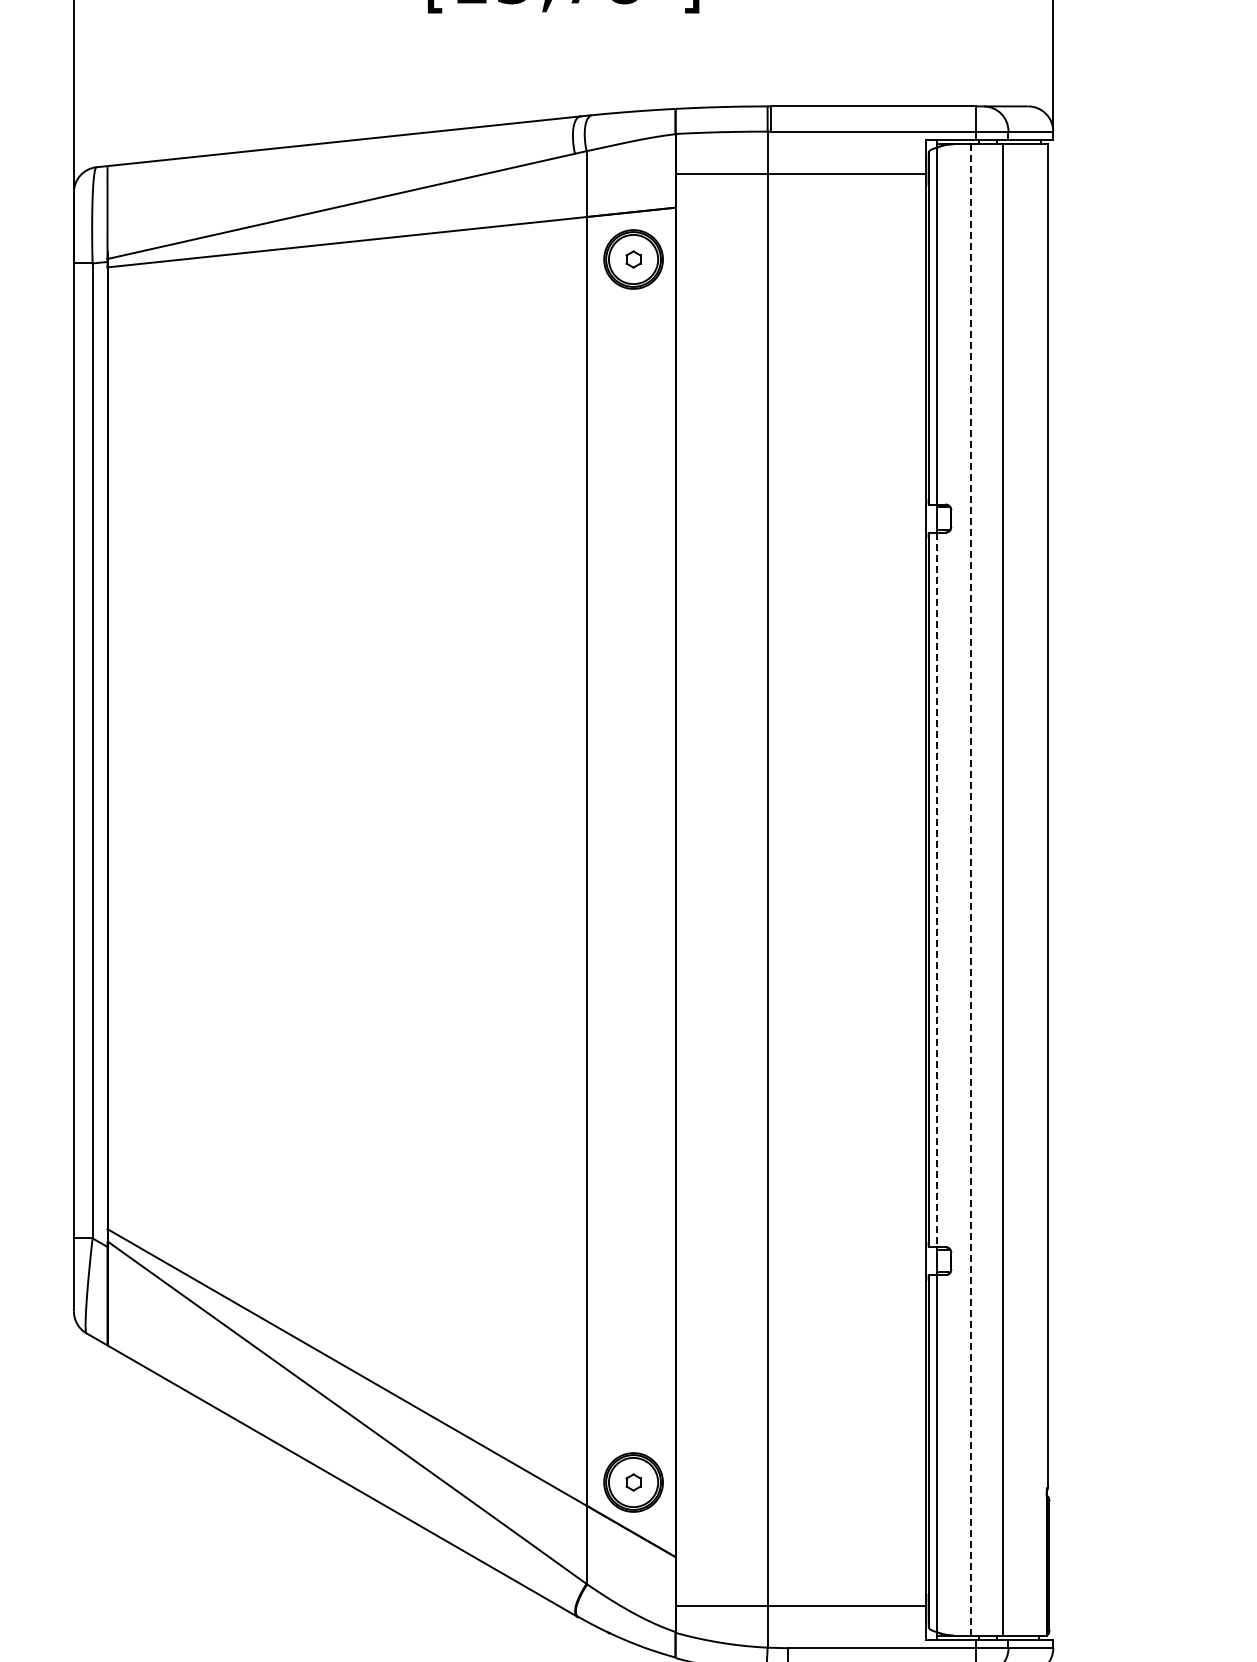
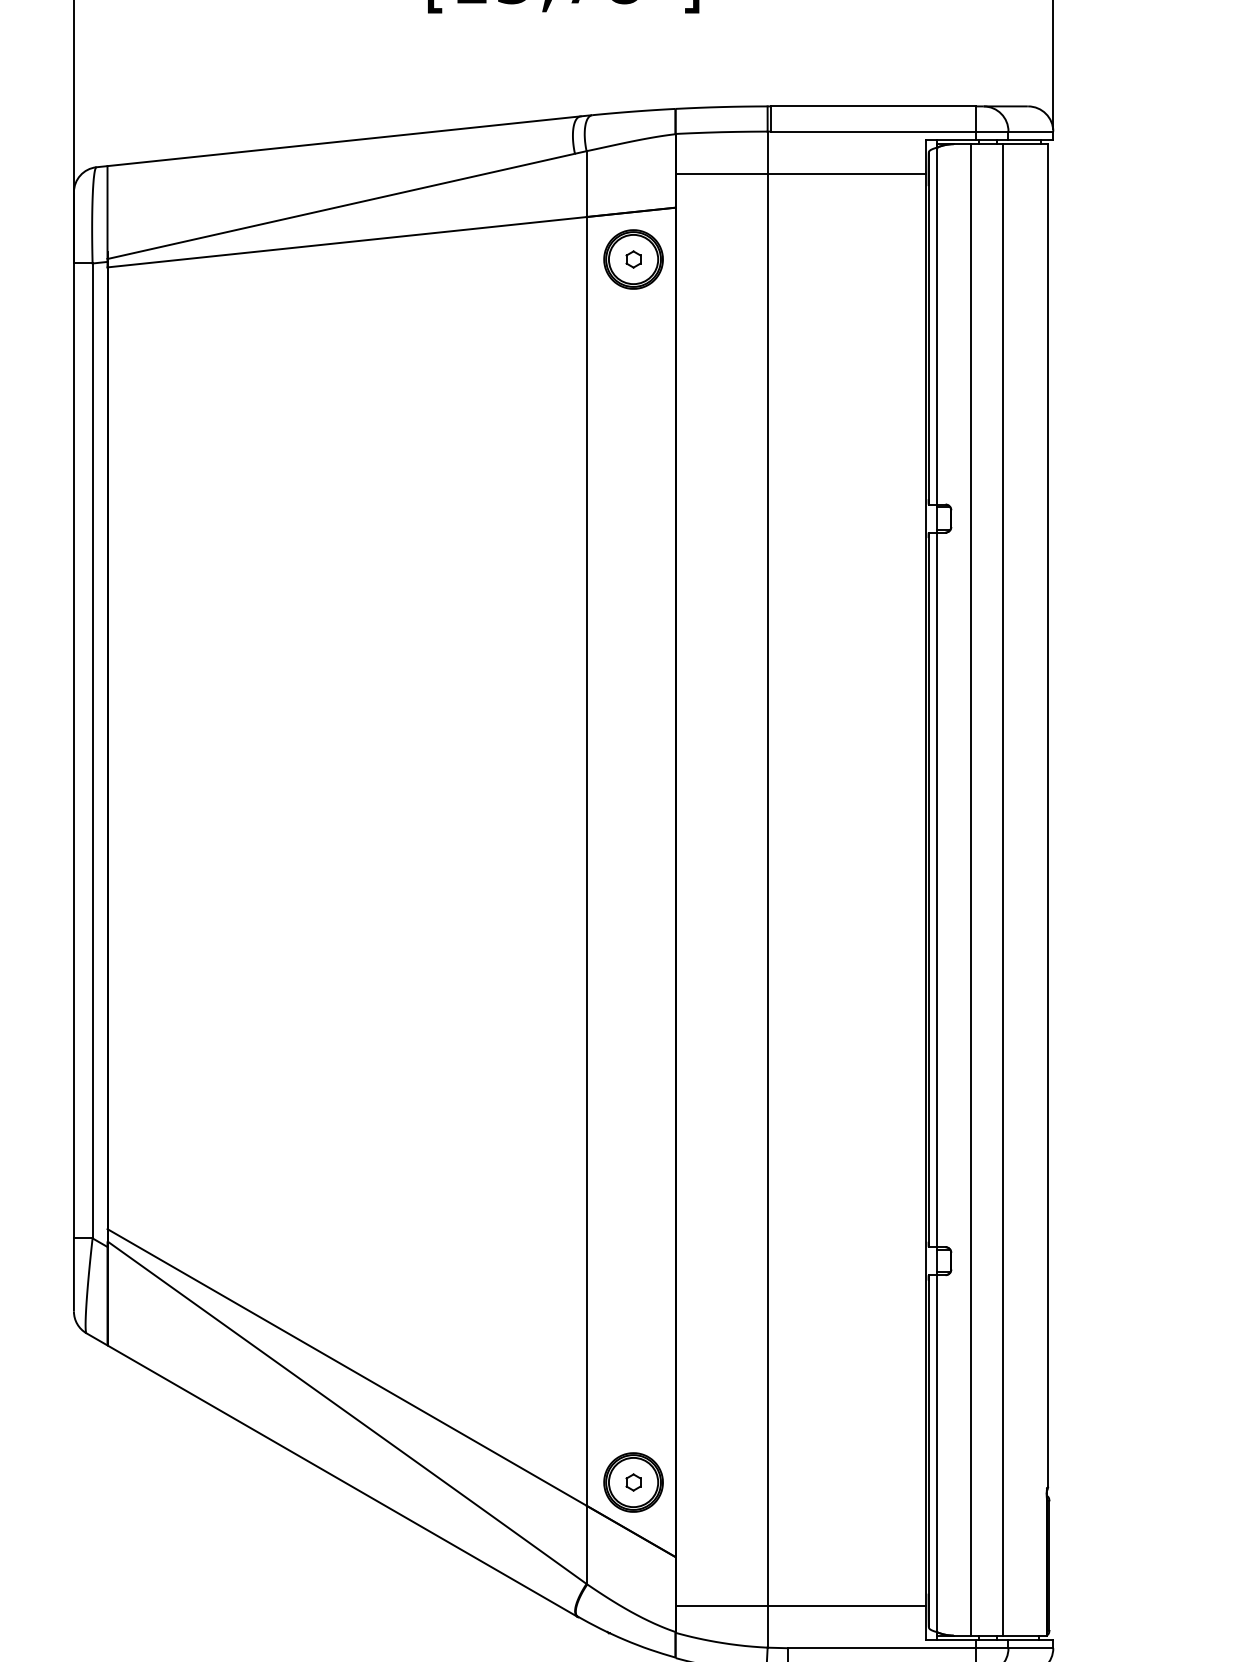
line: dashed -> solid (970, 889)
line: dashed -> solid (937, 890)
